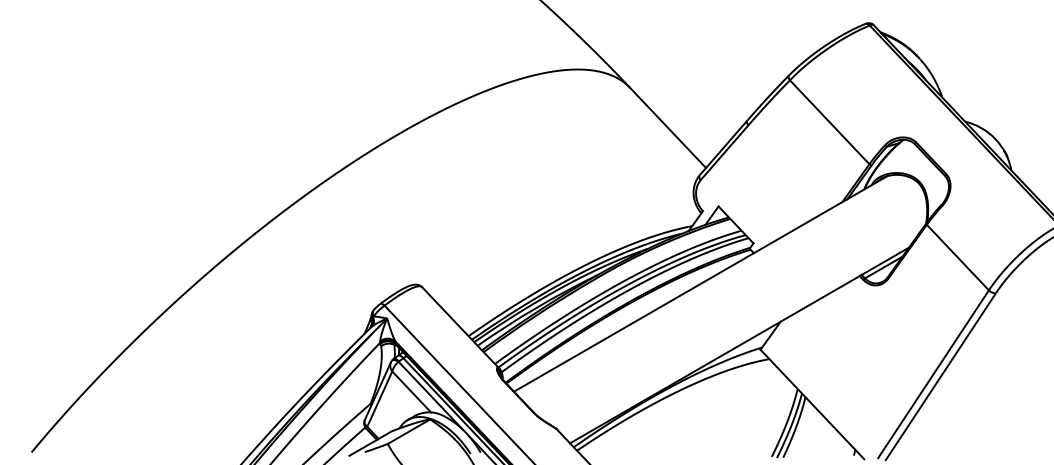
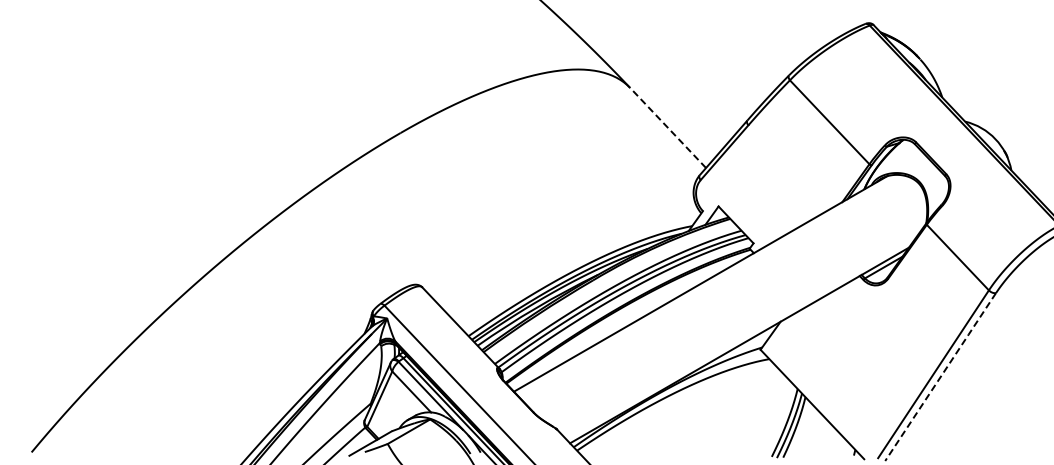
line: solid -> dashed (667, 127)
line: solid -> dashed (941, 376)
